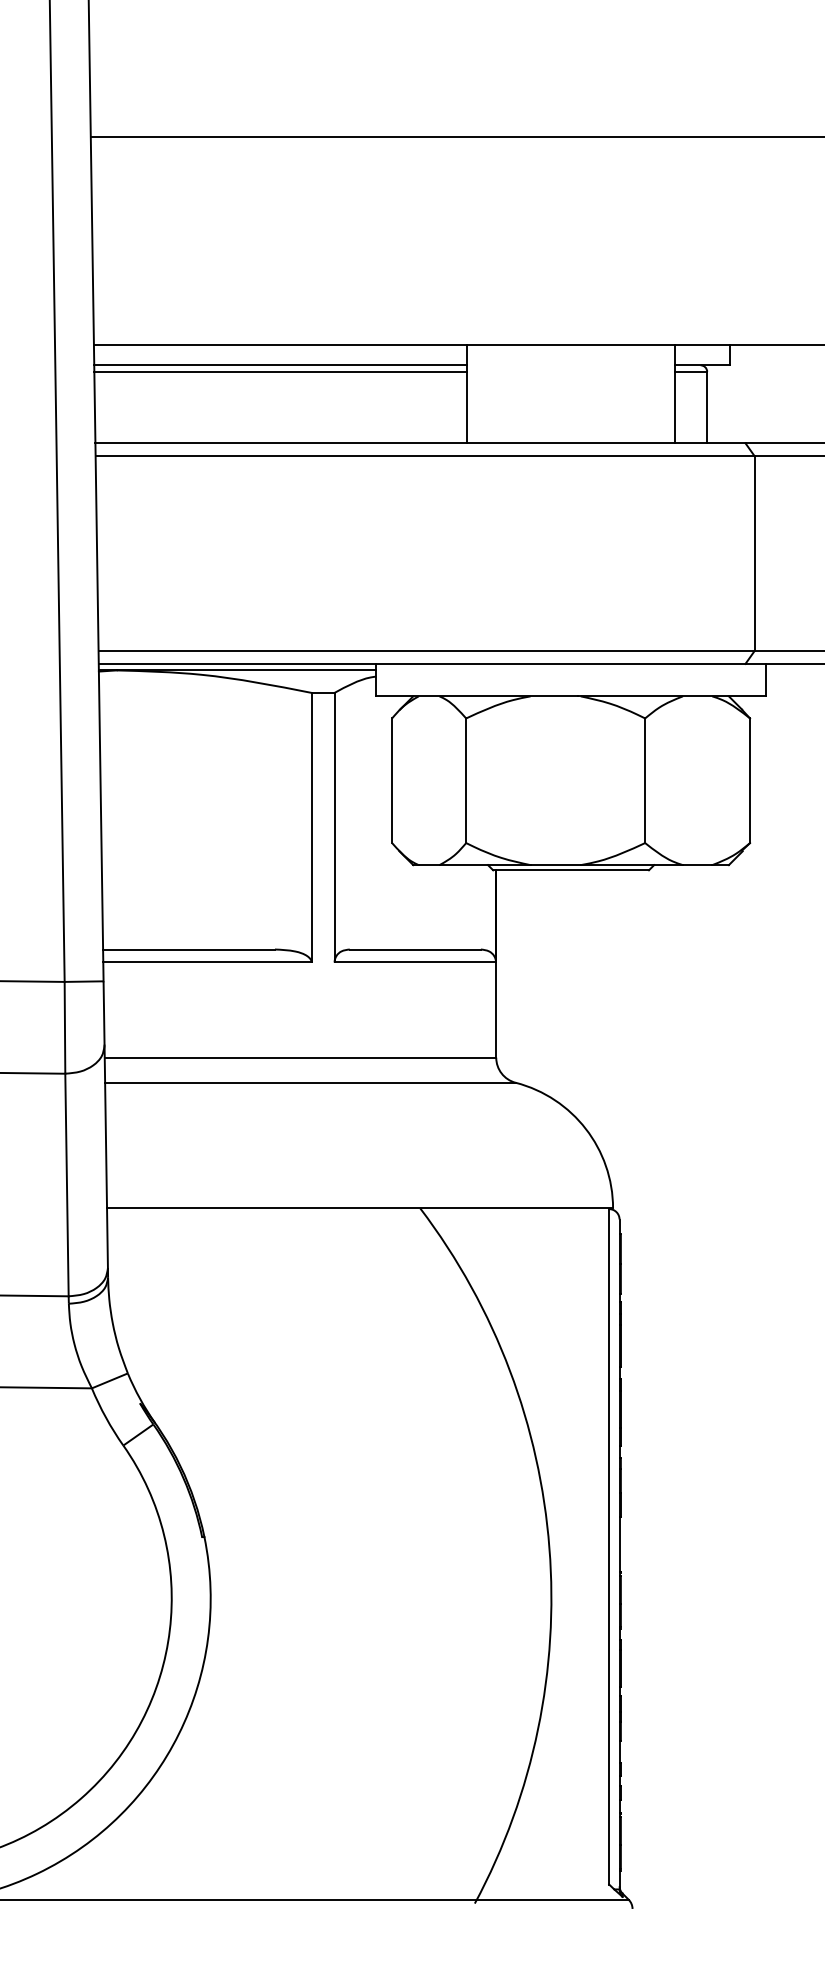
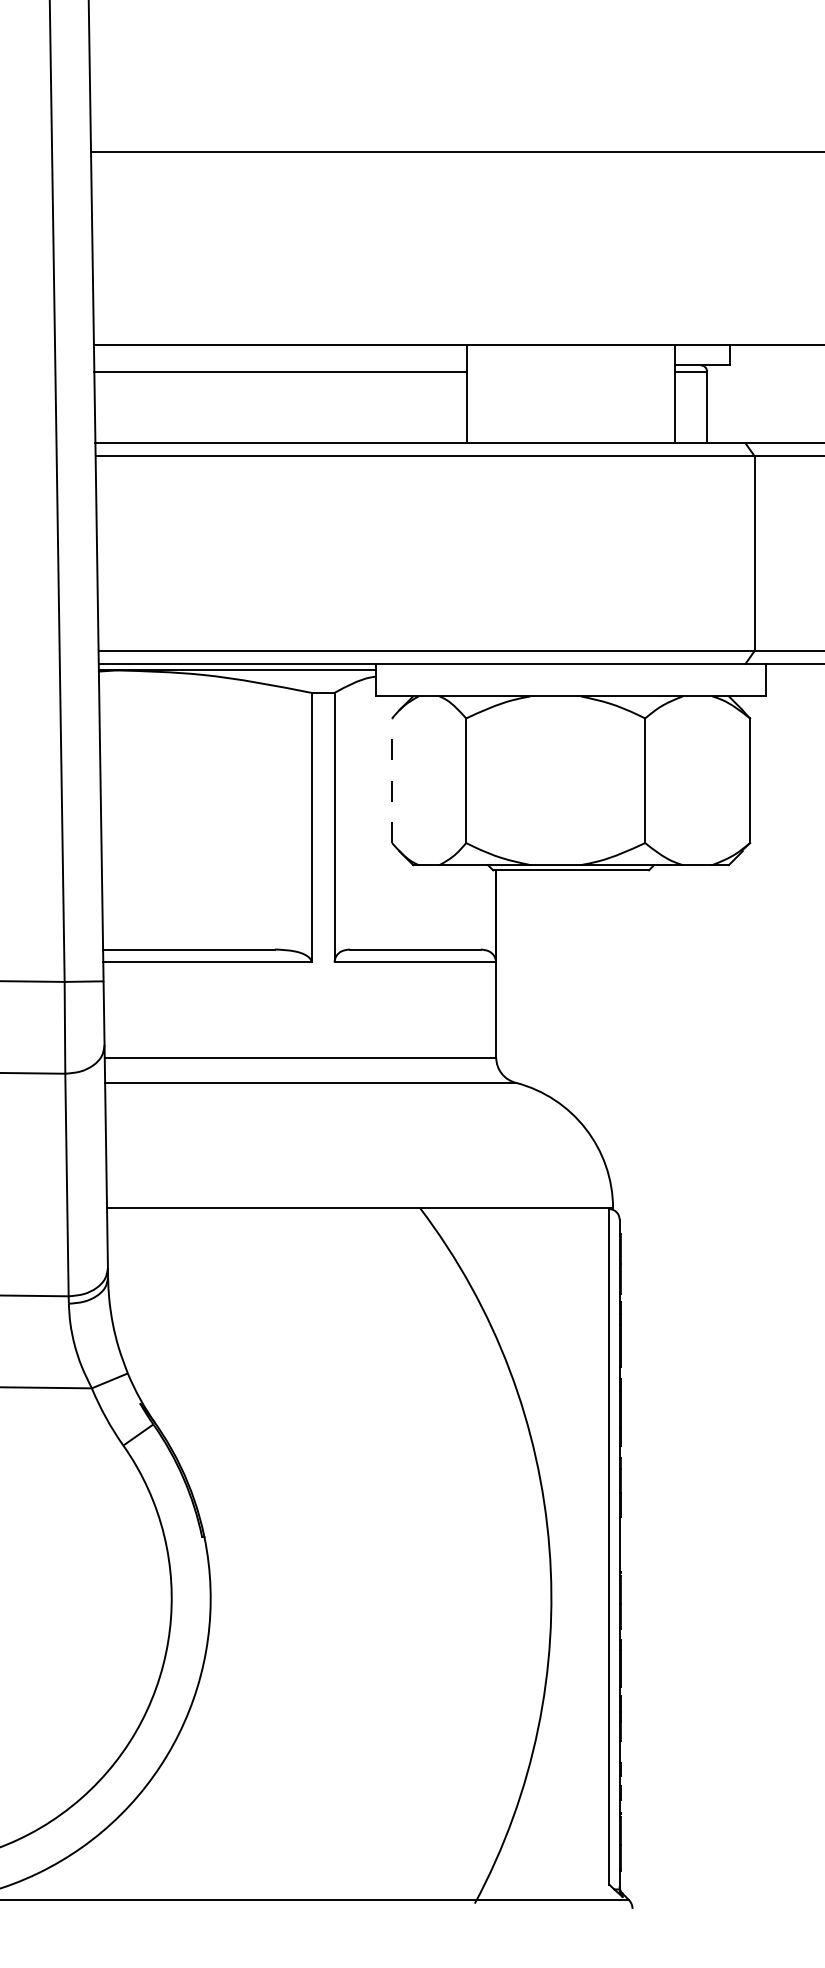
line position: (455, 136) -> (455, 151) (455, 151)
line: present -> none (280, 365)
line: solid -> dashed (392, 780)
